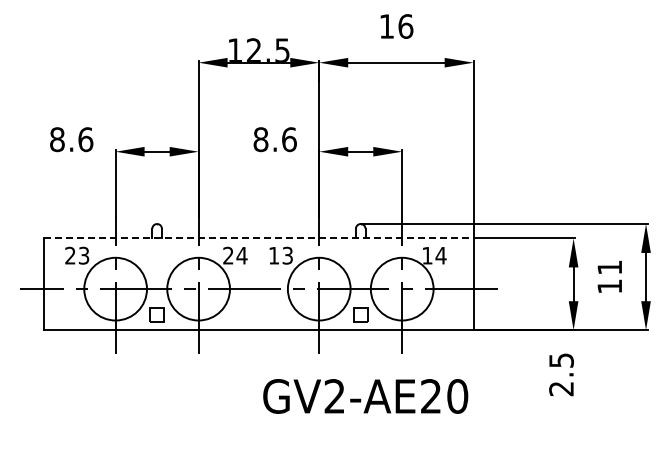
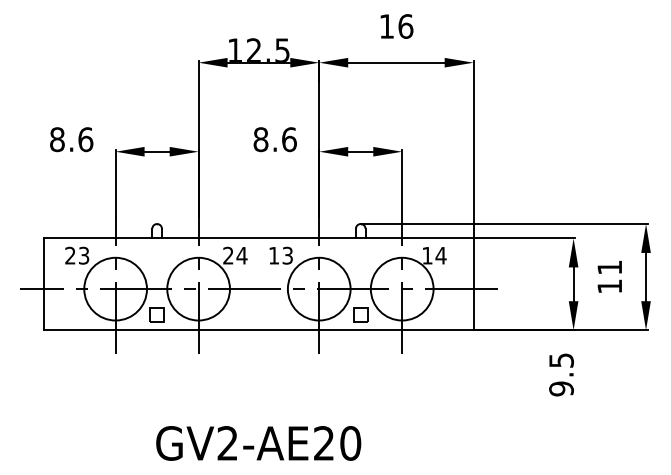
line: dashed -> solid (258, 238)
text: 2.5 -> 9.5 (561, 388)
text position: (365, 396) -> (258, 443) (258, 443)
